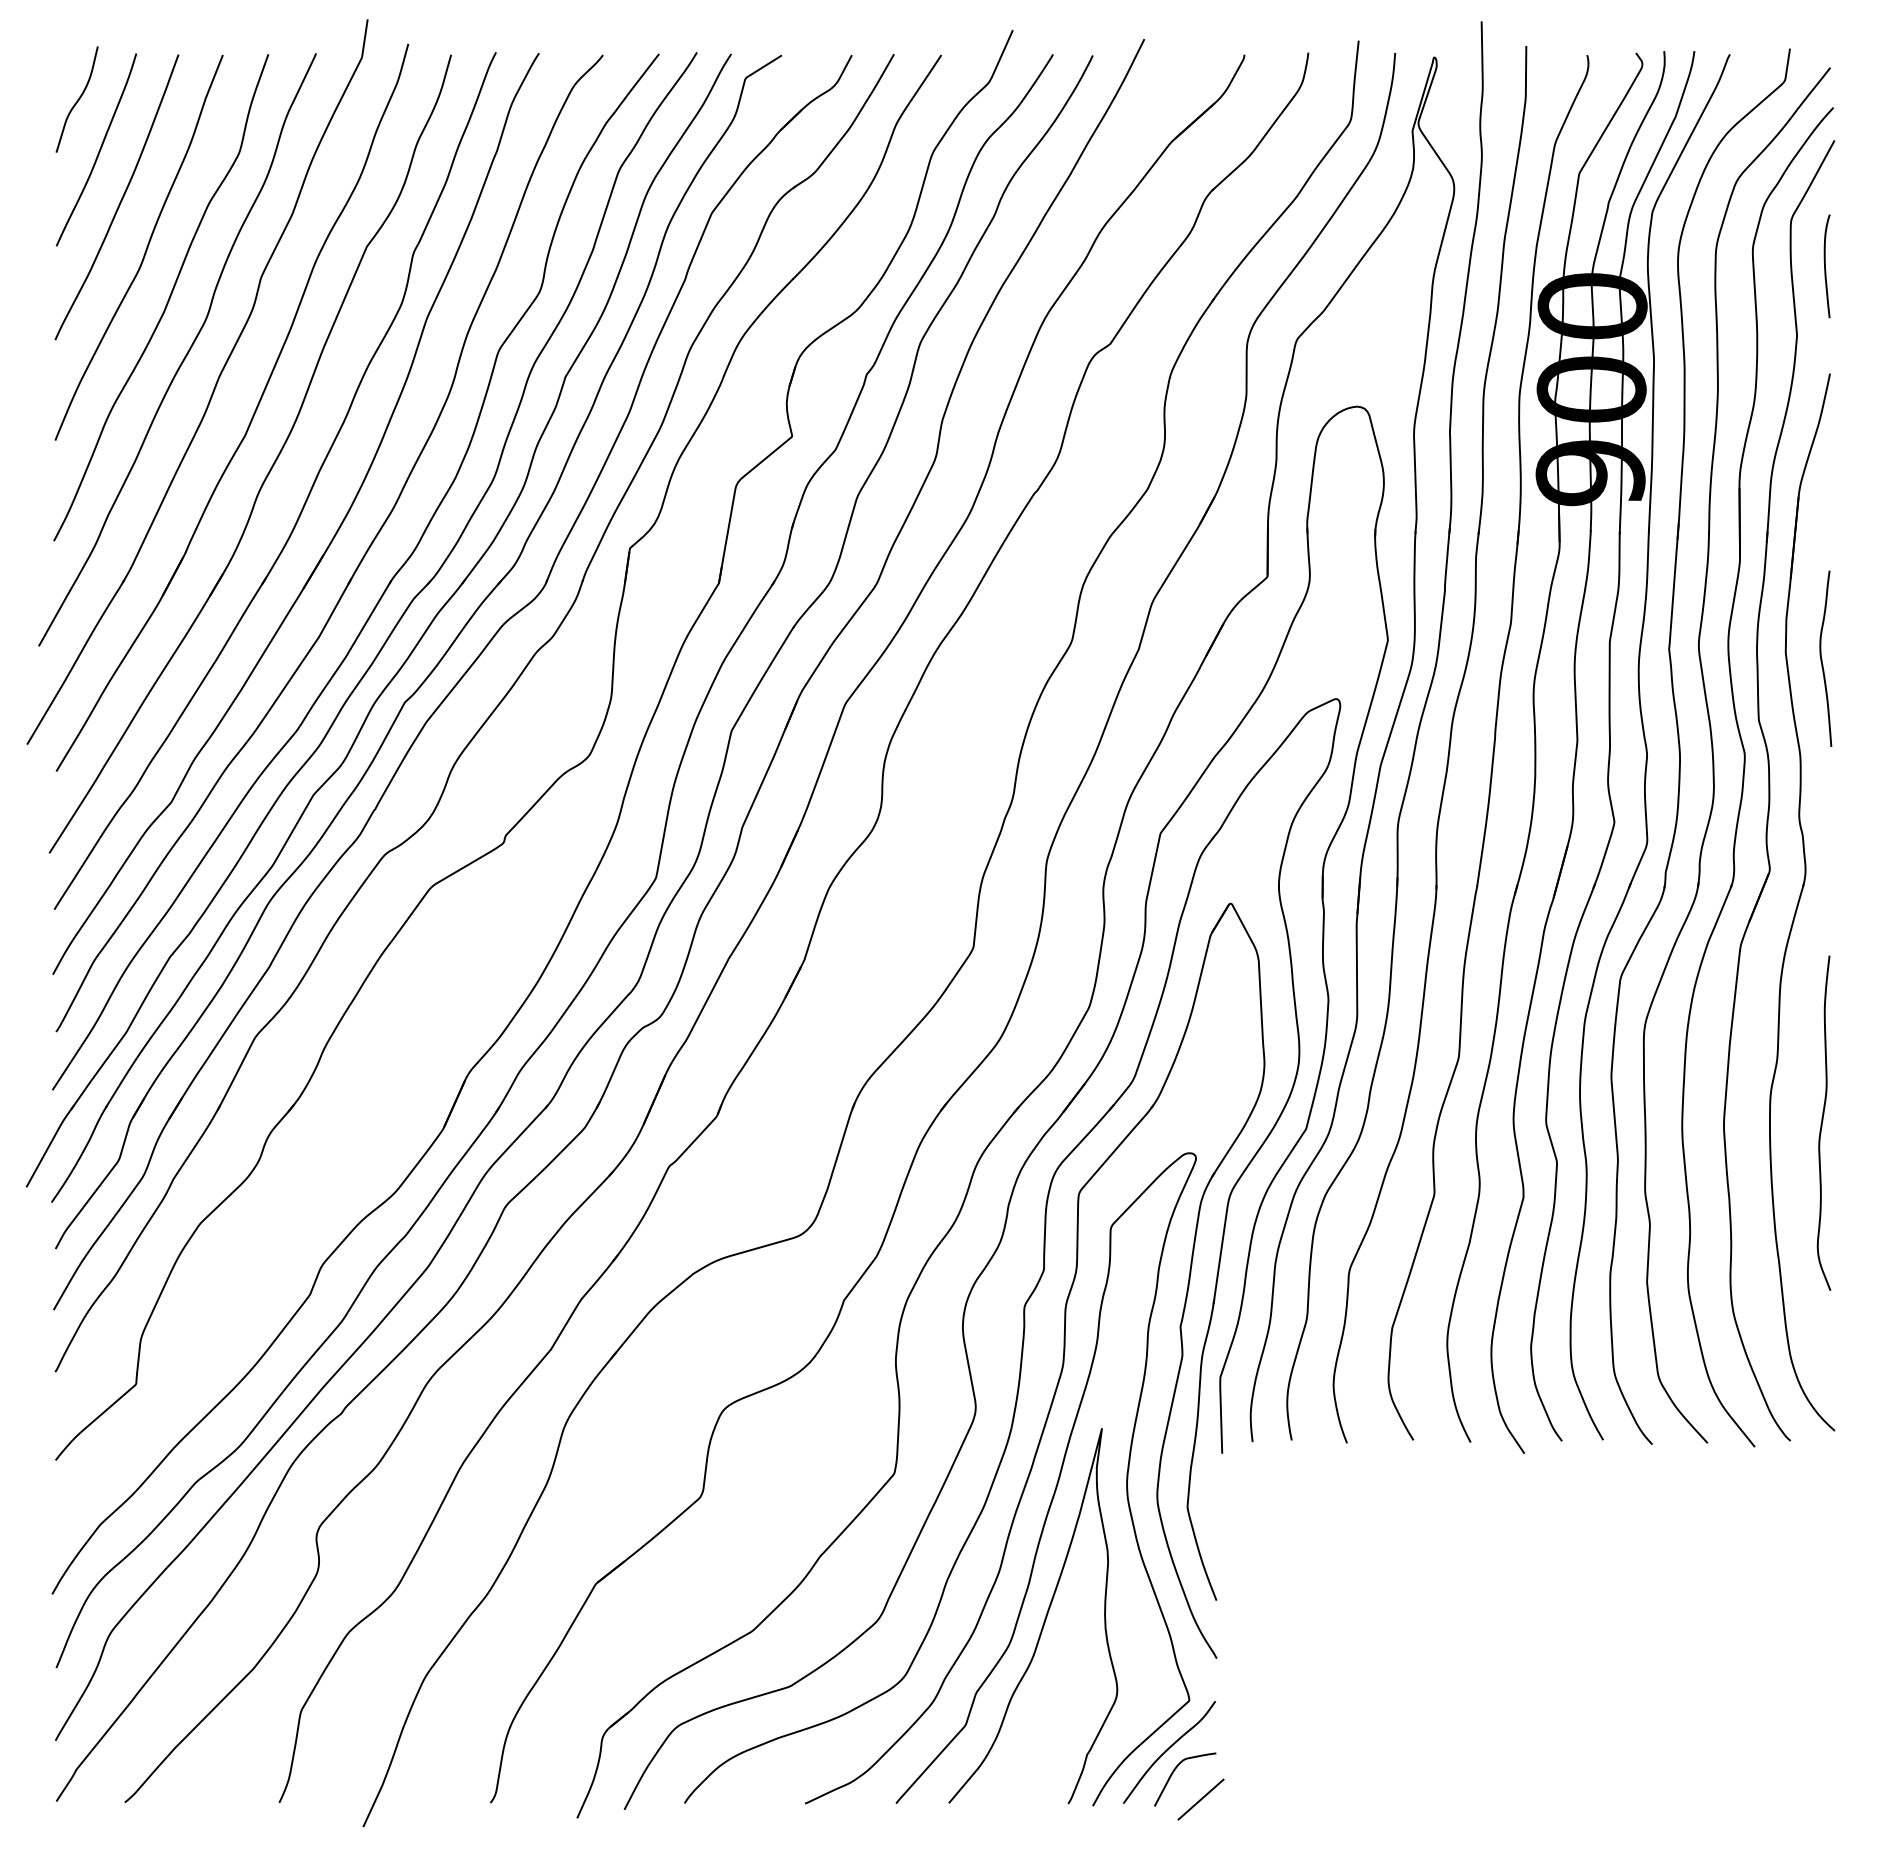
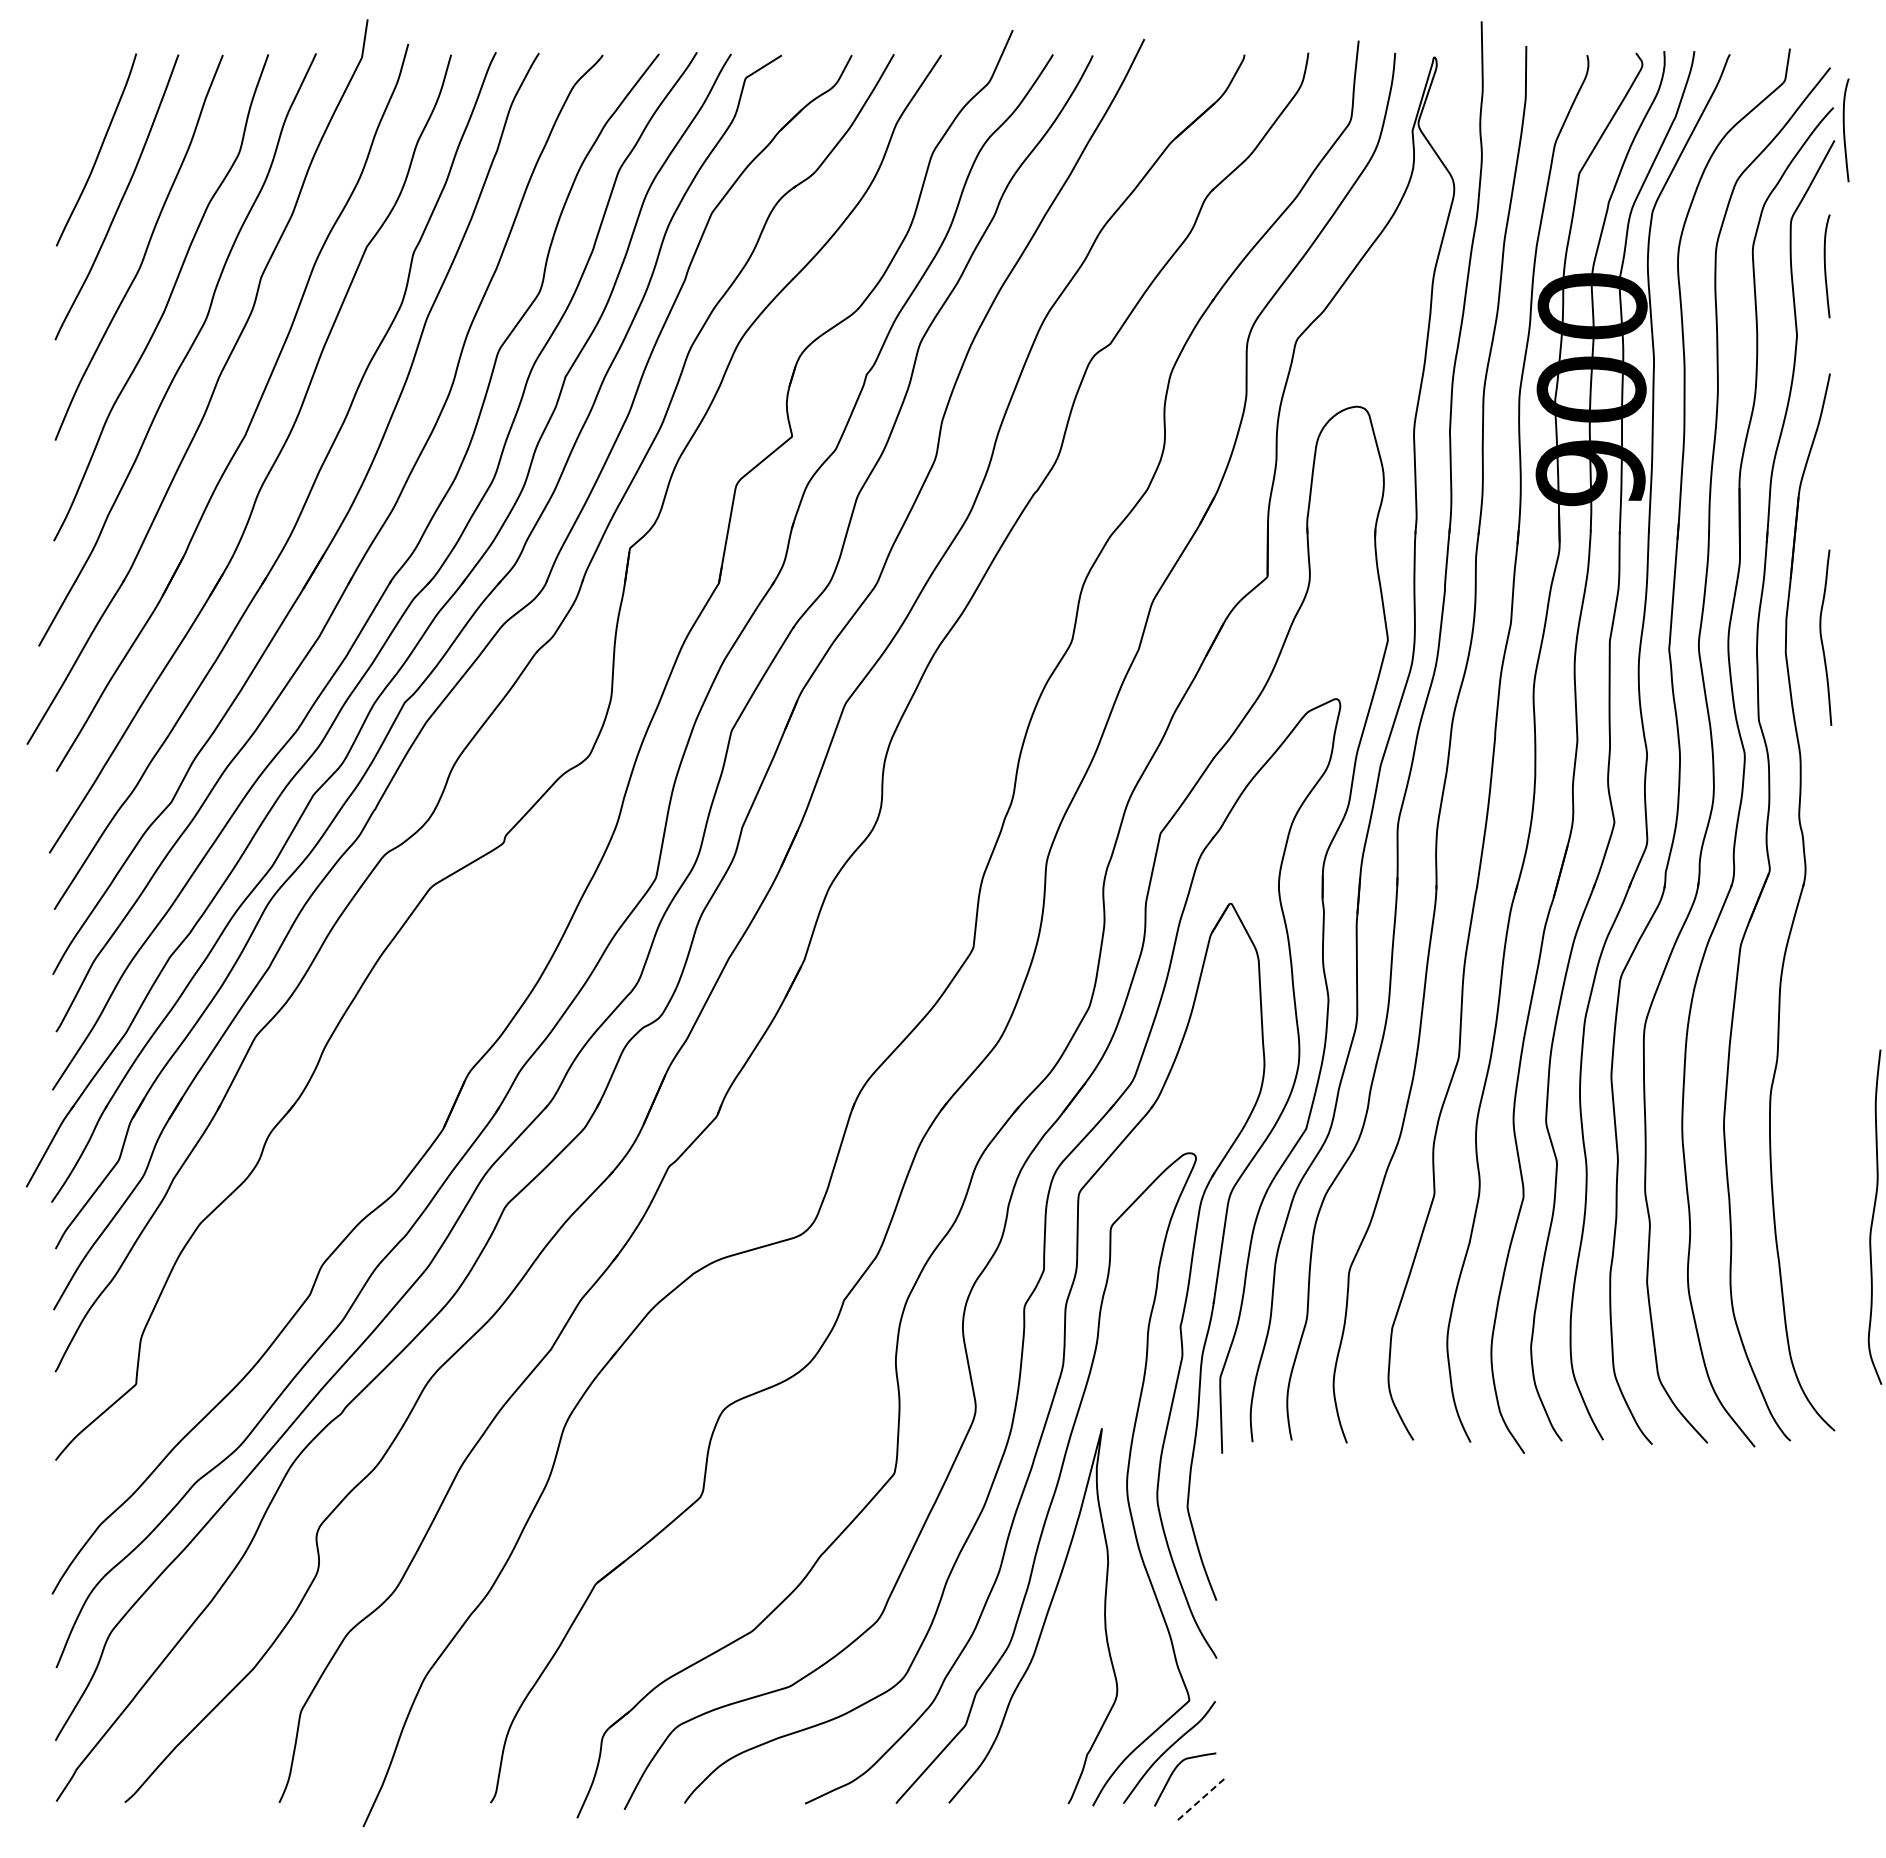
curve: present -> none (77, 99)
curve: none -> present (1844, 130)
curve position: (1822, 658) -> (1822, 637) (1822, 637)
curve position: (1823, 1121) -> (1874, 1215) (1874, 1215)
line: solid -> dashed (1201, 1799)
